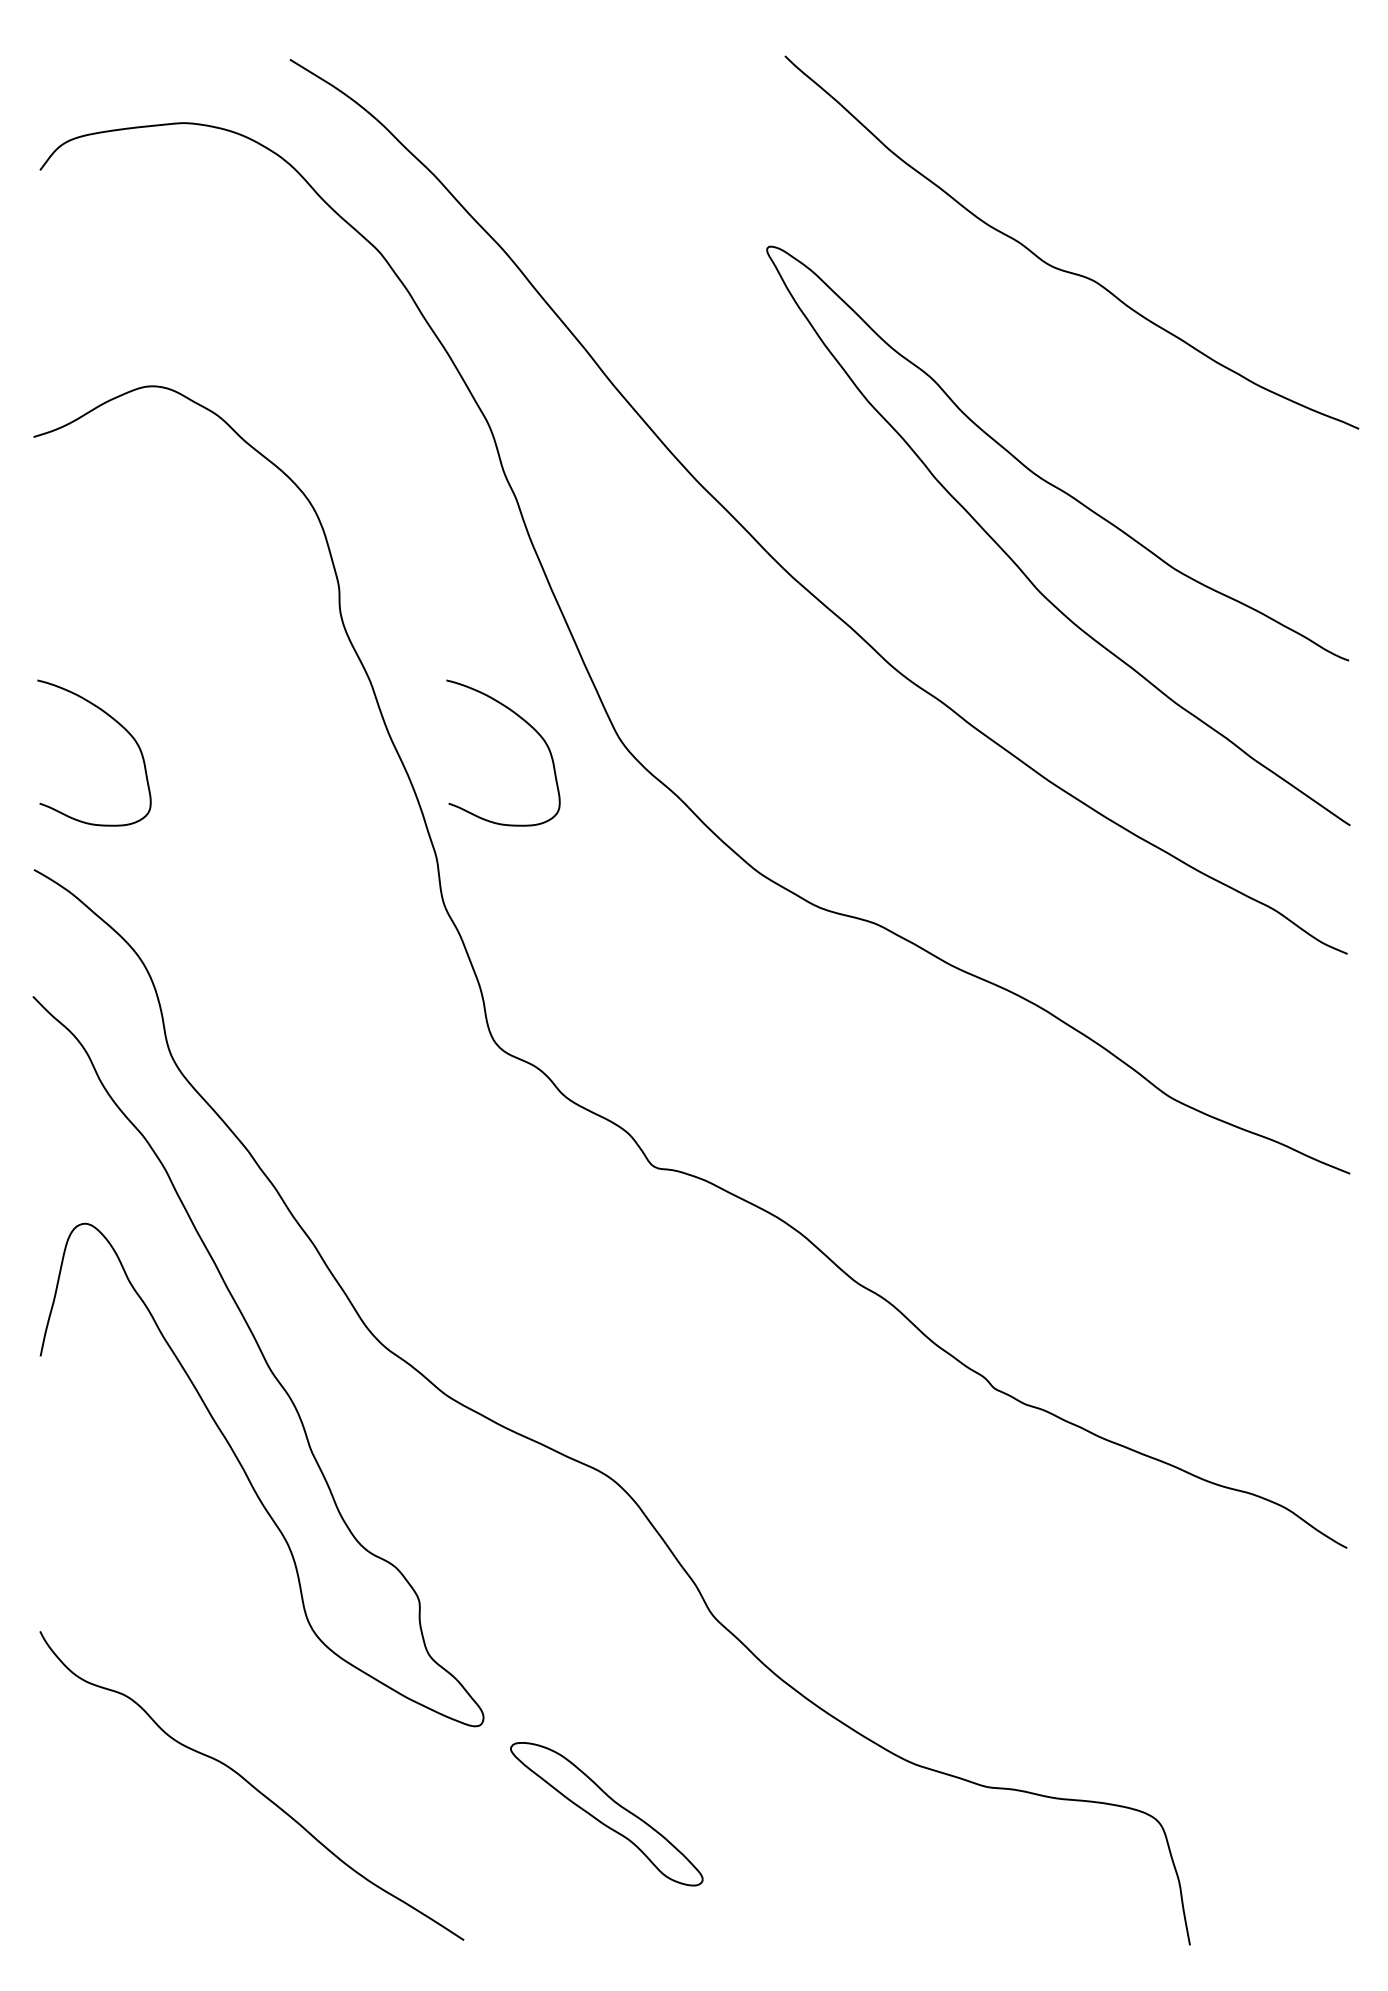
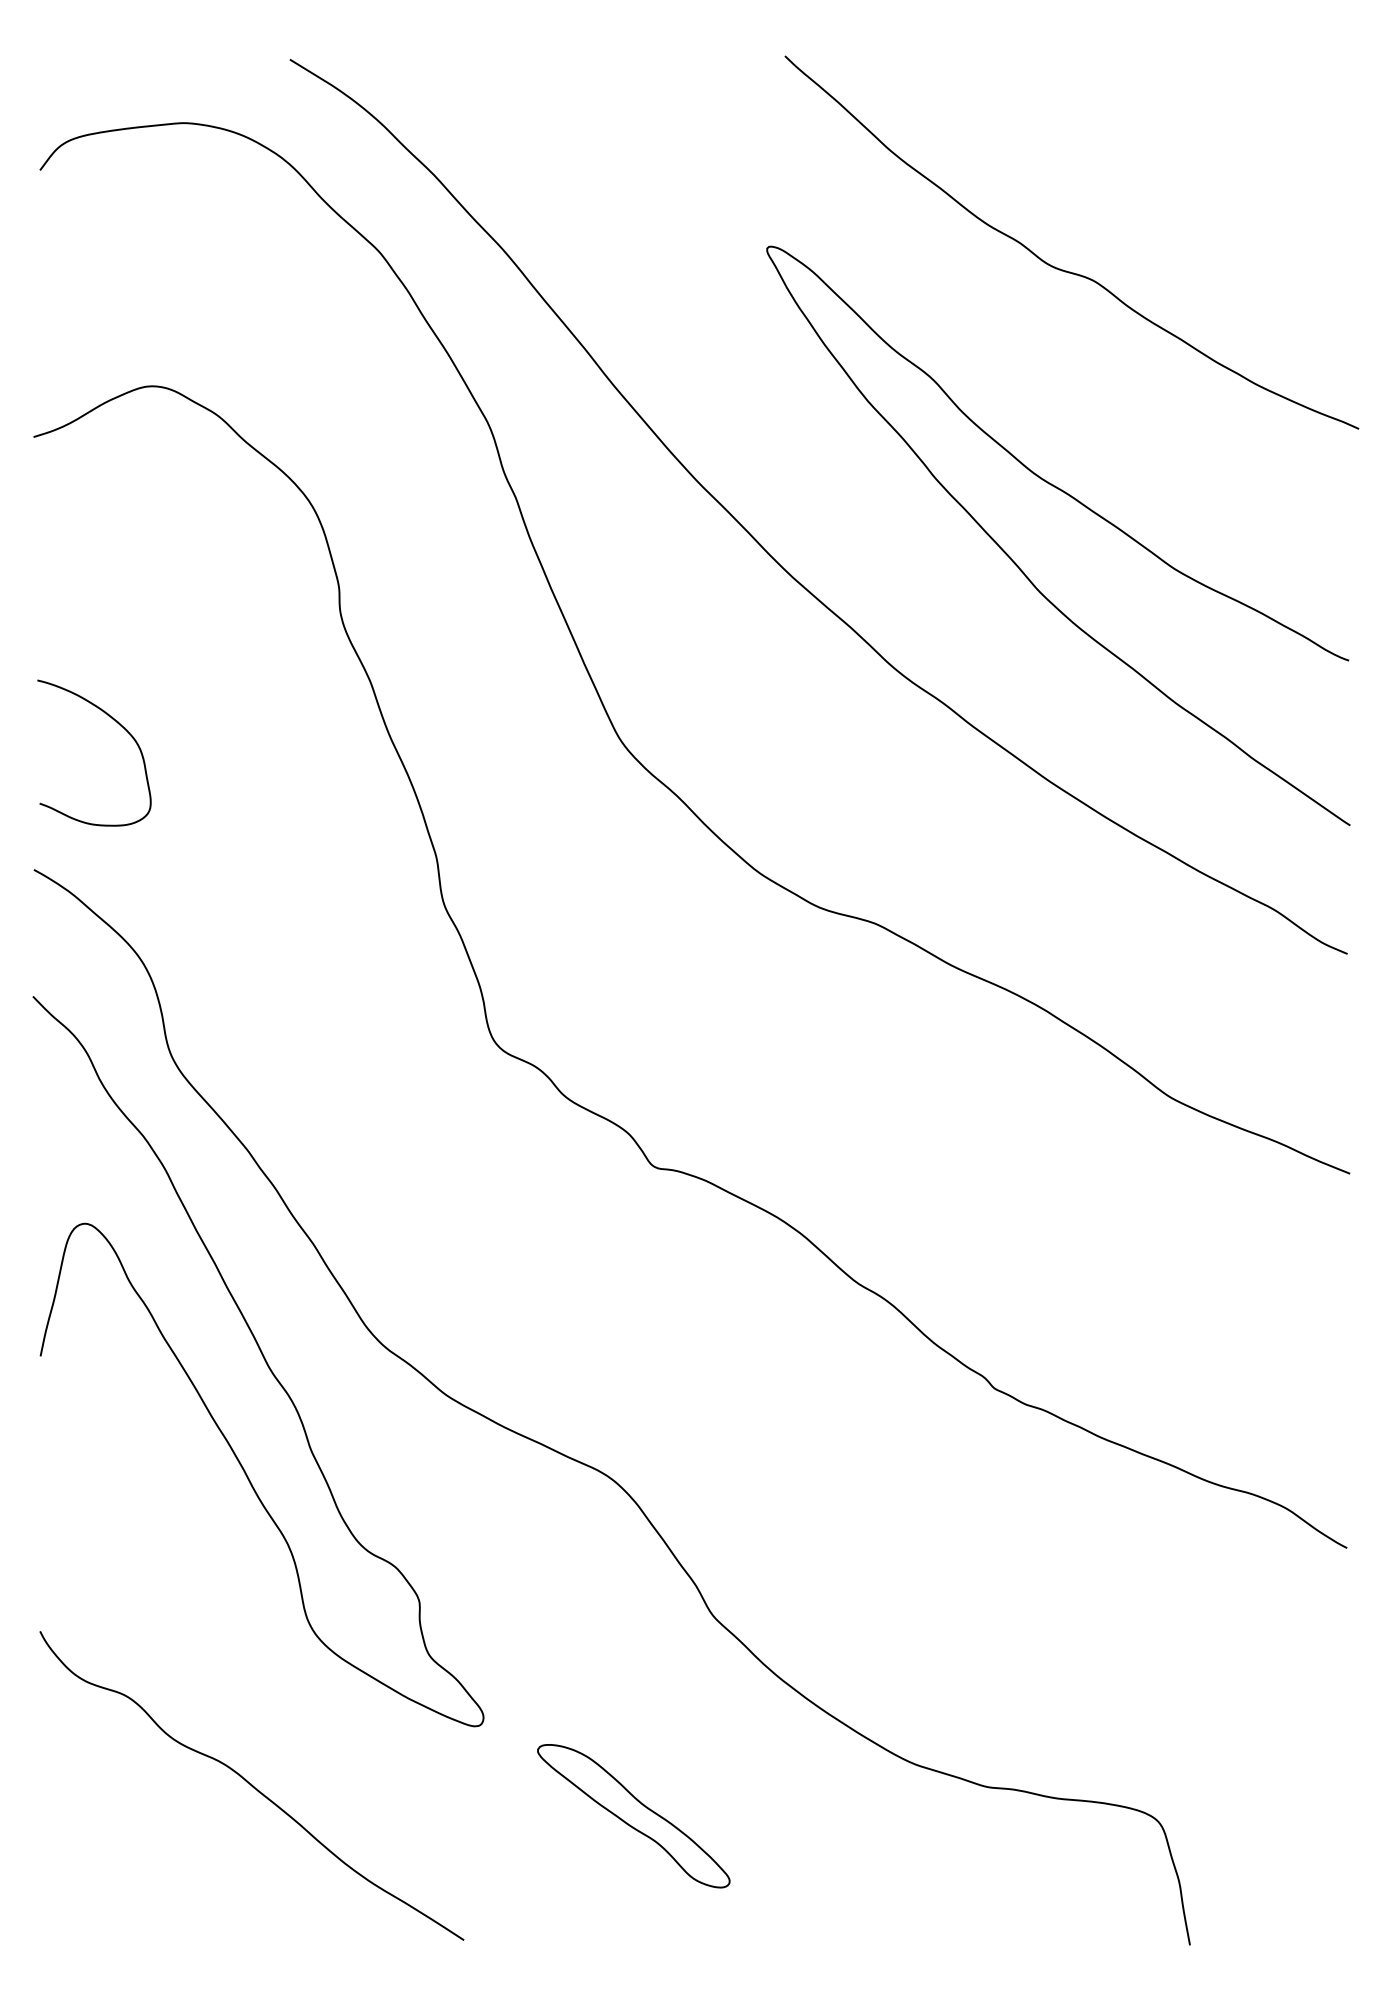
curve: present -> none (529, 726)
part position: (606, 1814) -> (633, 1816) (633, 1816)
